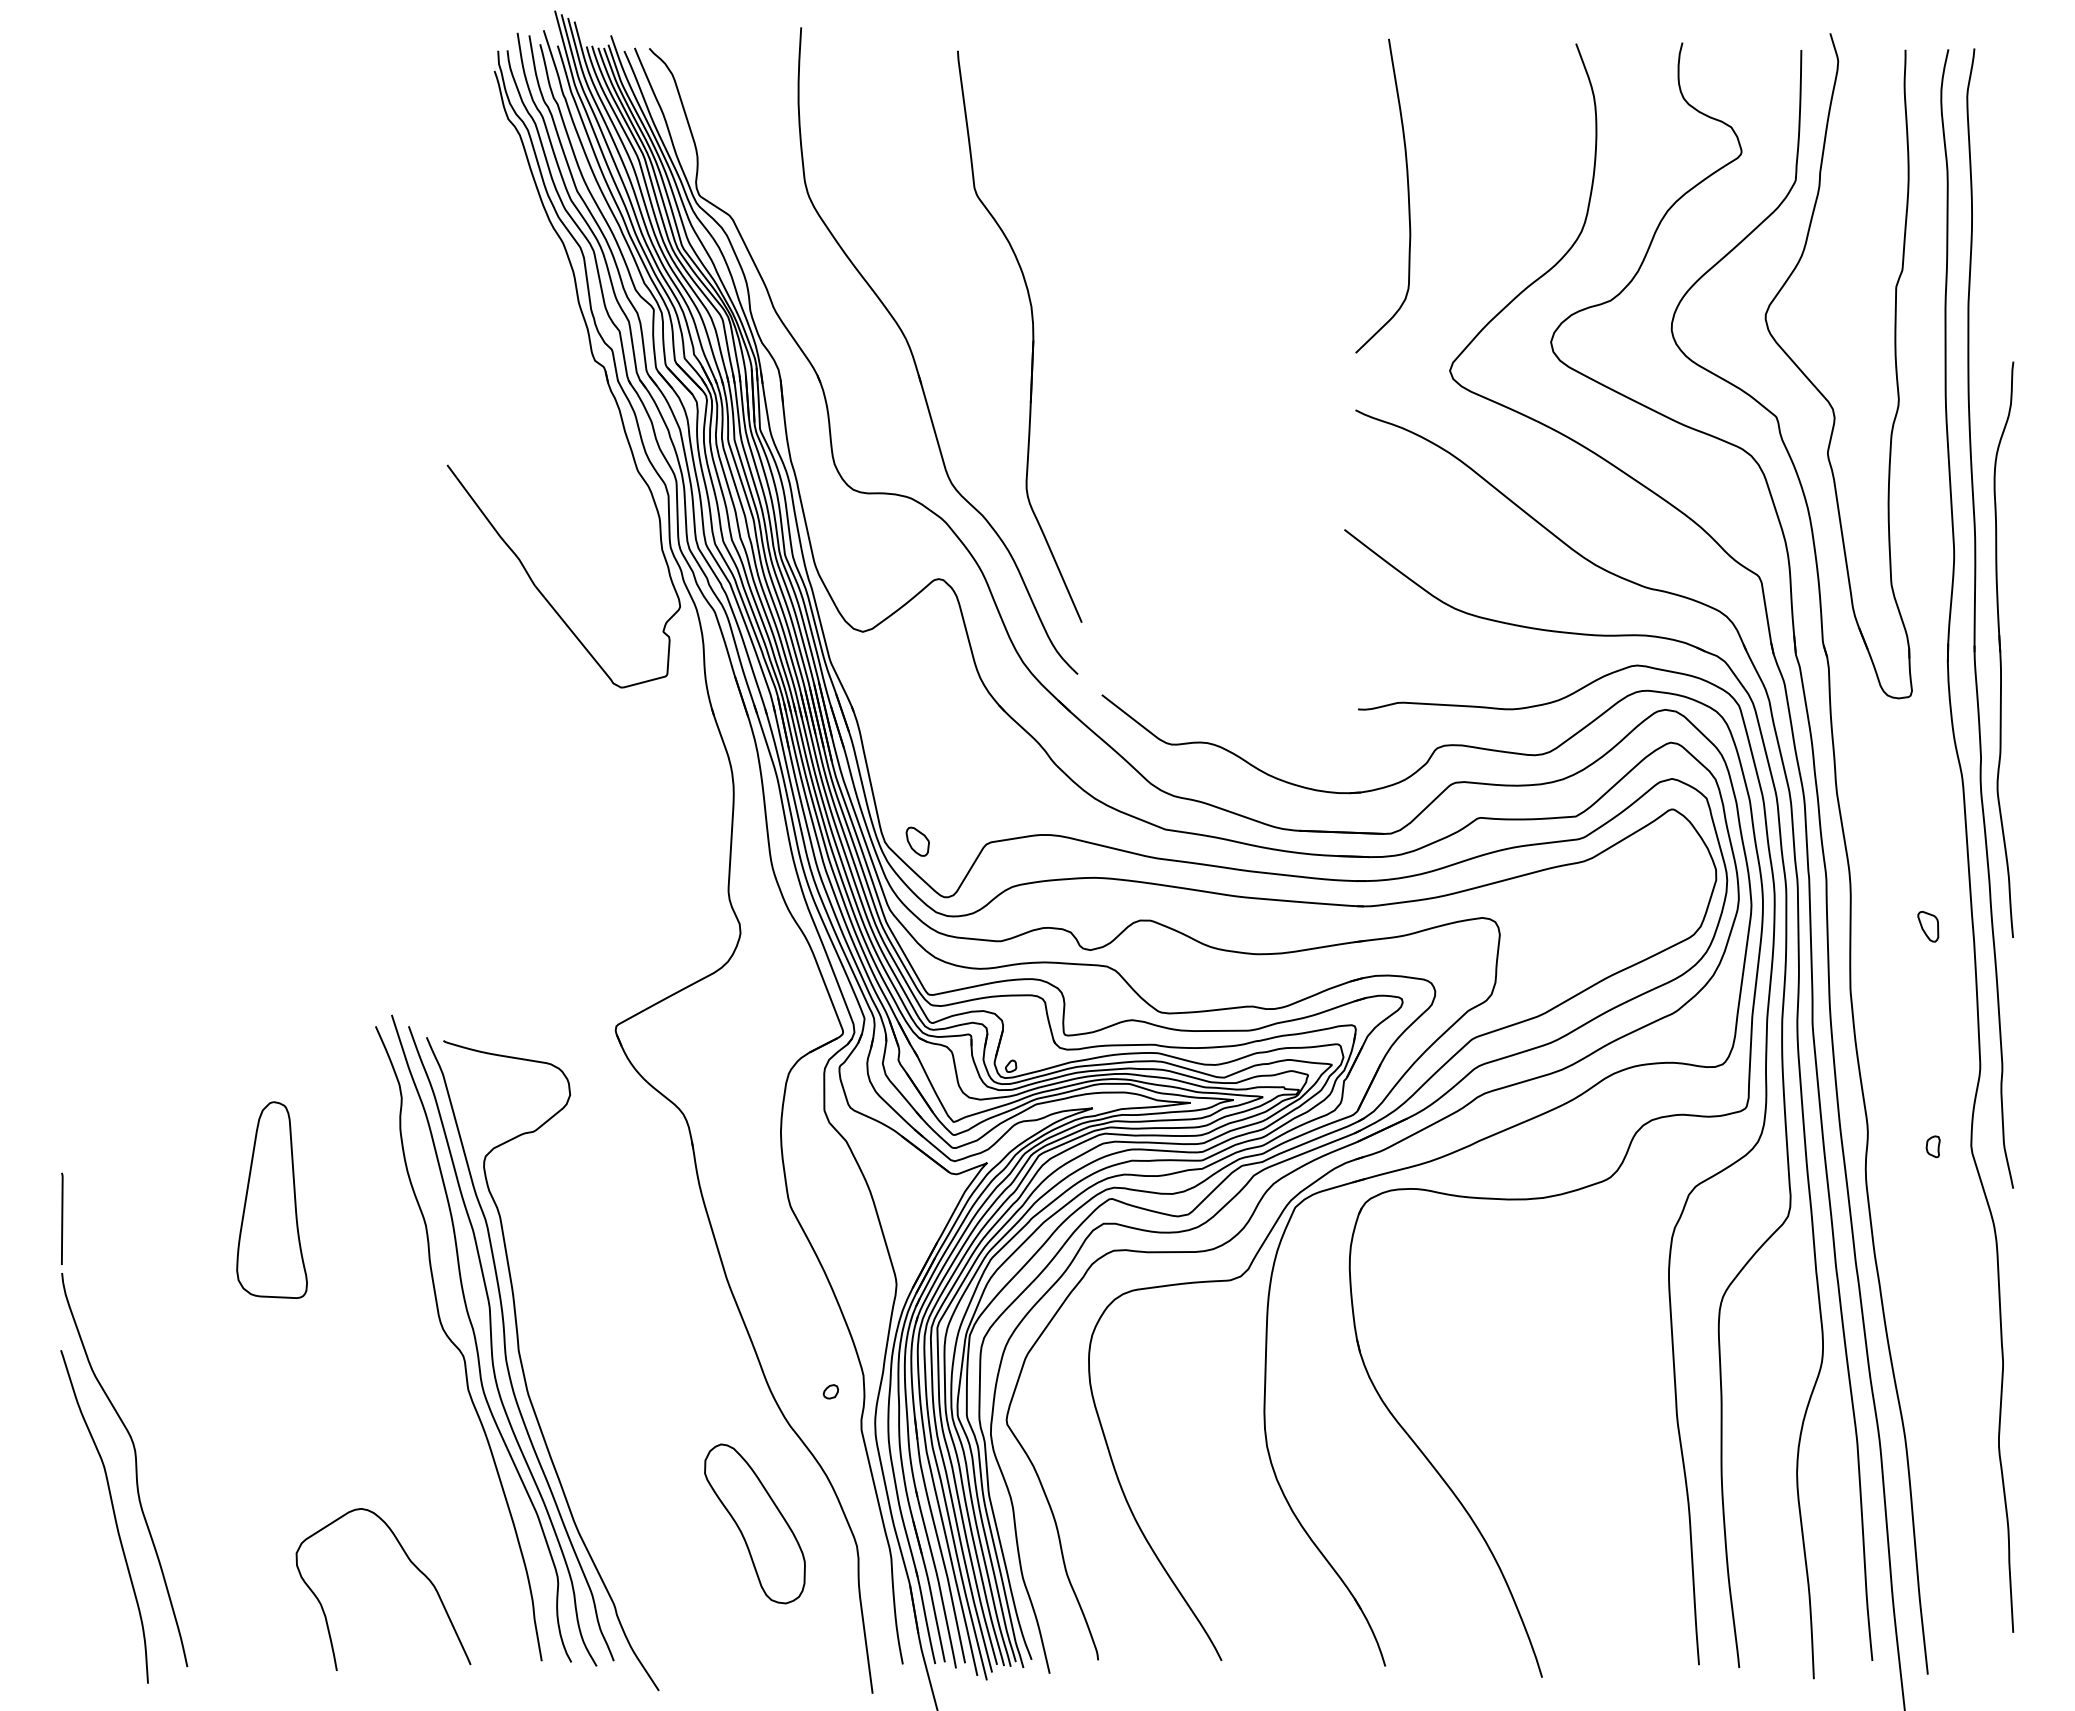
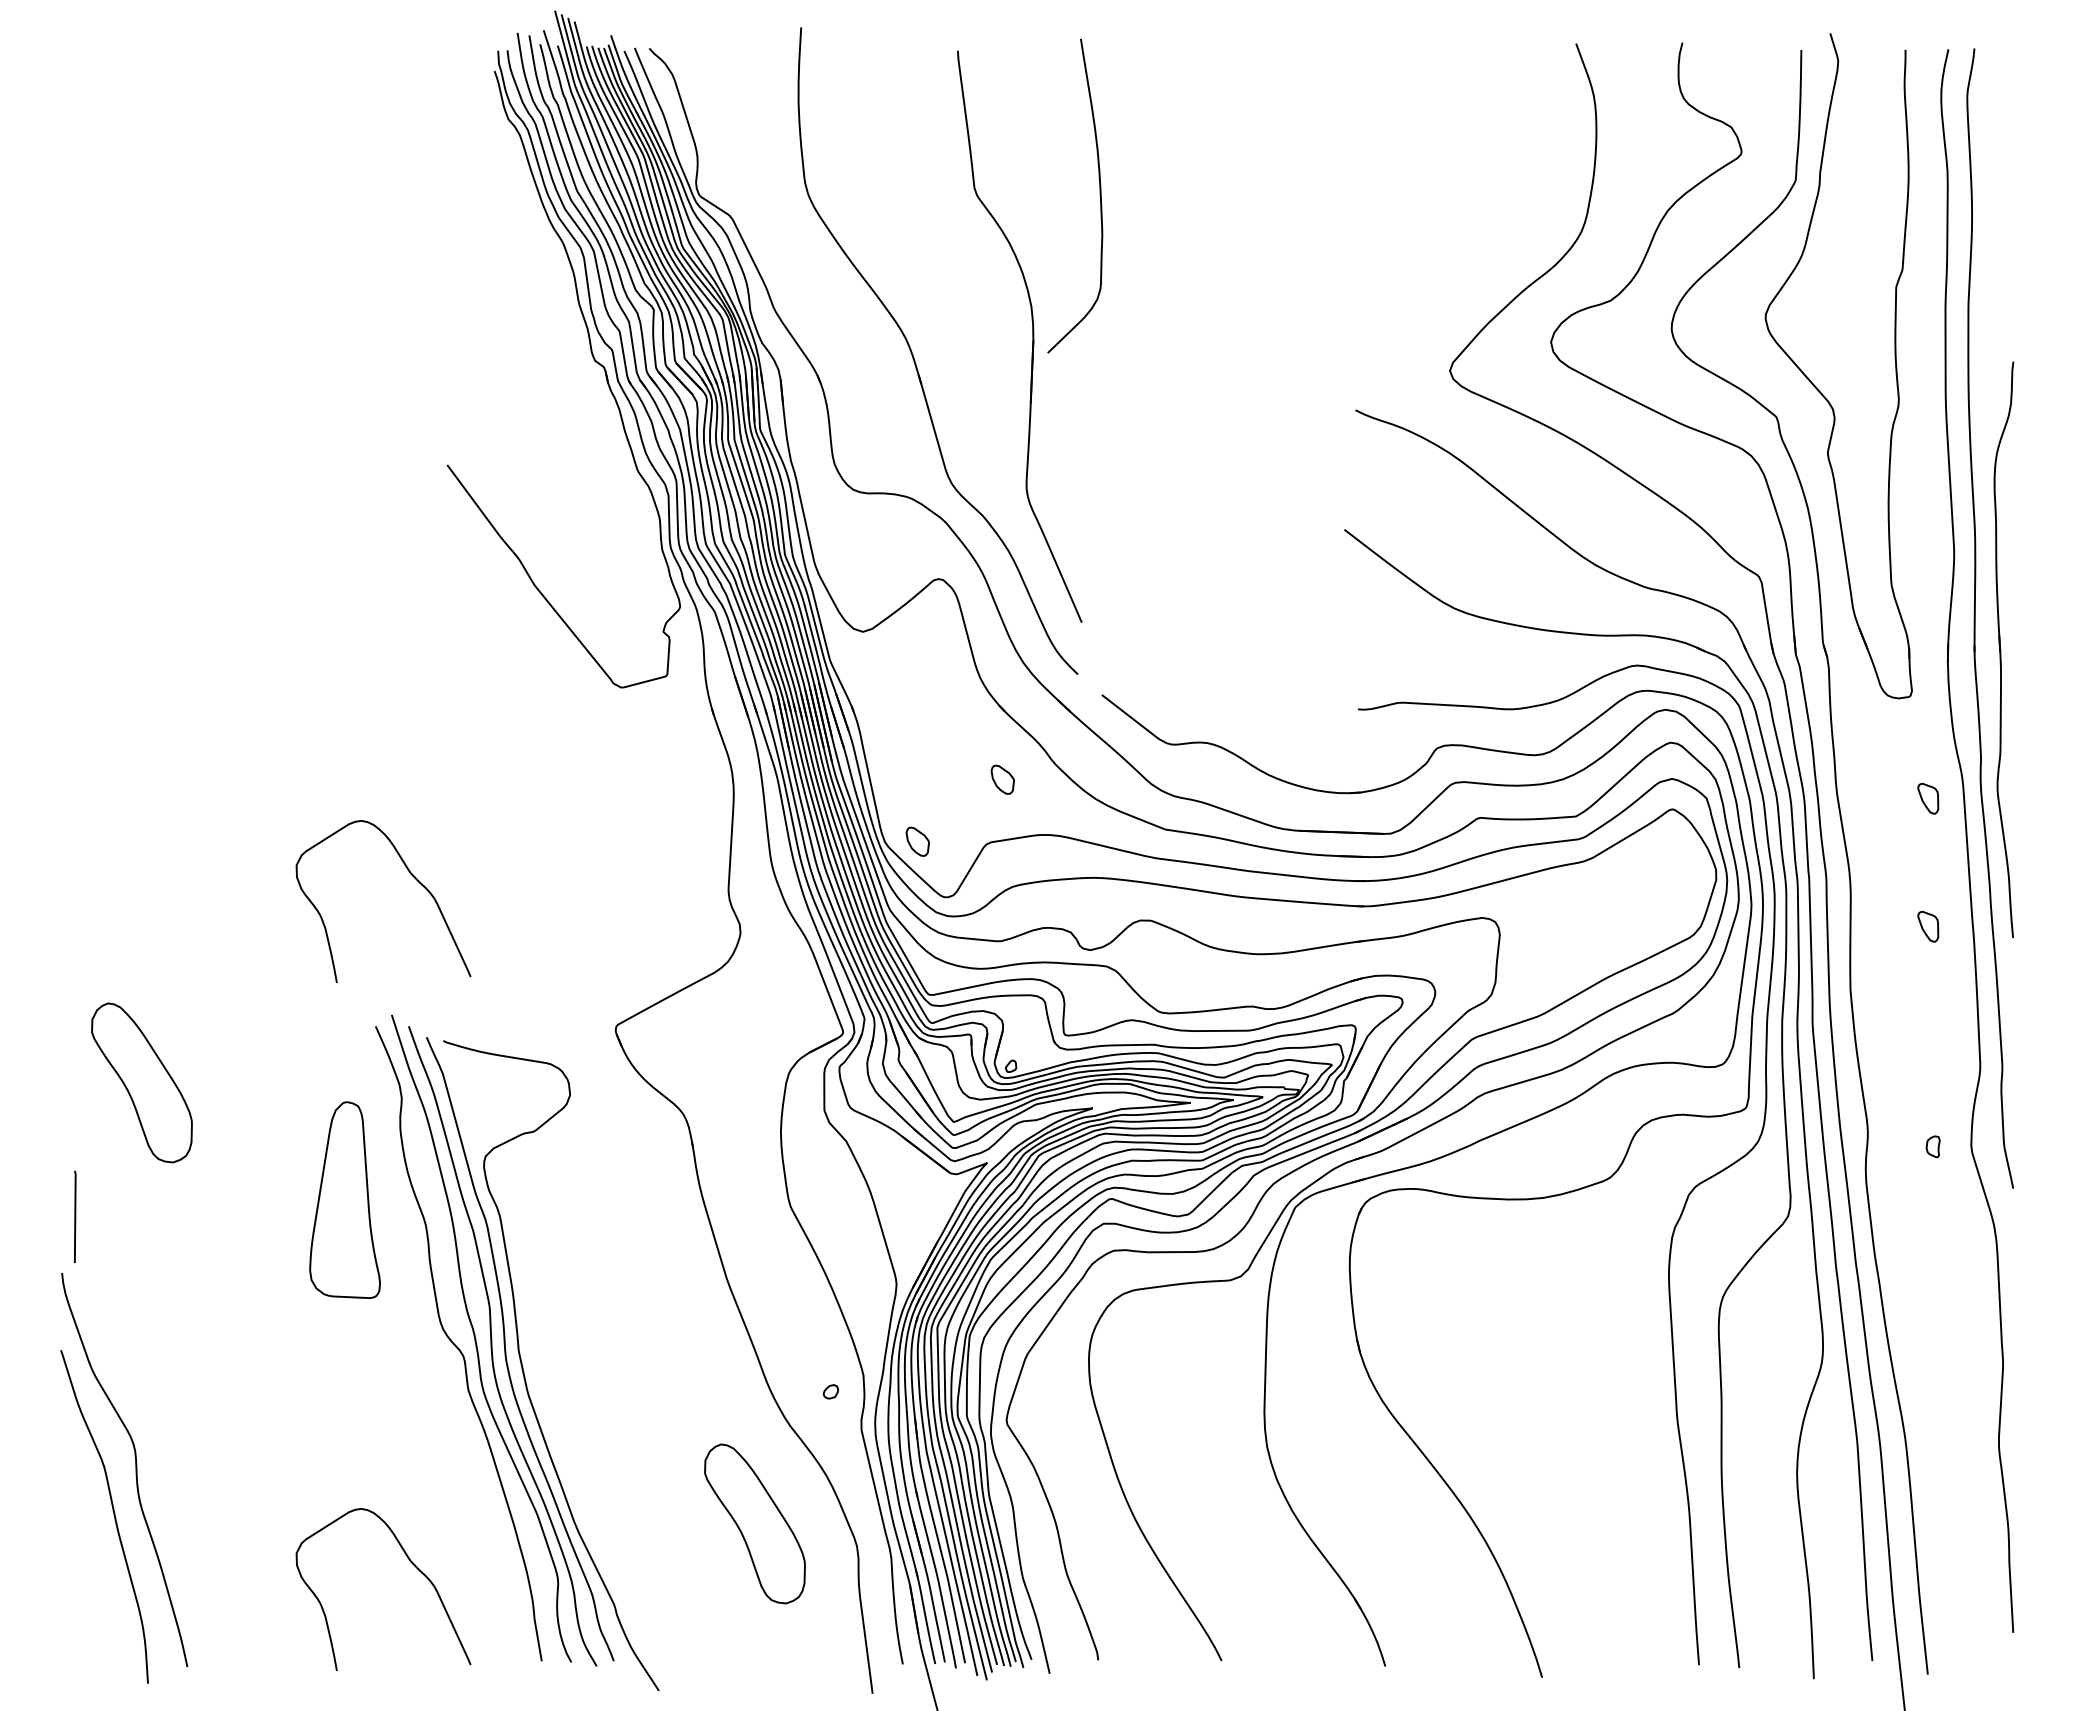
curve position: (1407, 195) -> (1099, 195) (1099, 195)
part: none -> present (1002, 779)
part: none -> present (1928, 798)
curve: none -> present (410, 874)
part: none -> present (141, 1082)
part position: (271, 1199) -> (344, 1199) (344, 1199)
line position: (62, 1218) -> (75, 1216) (75, 1216)
